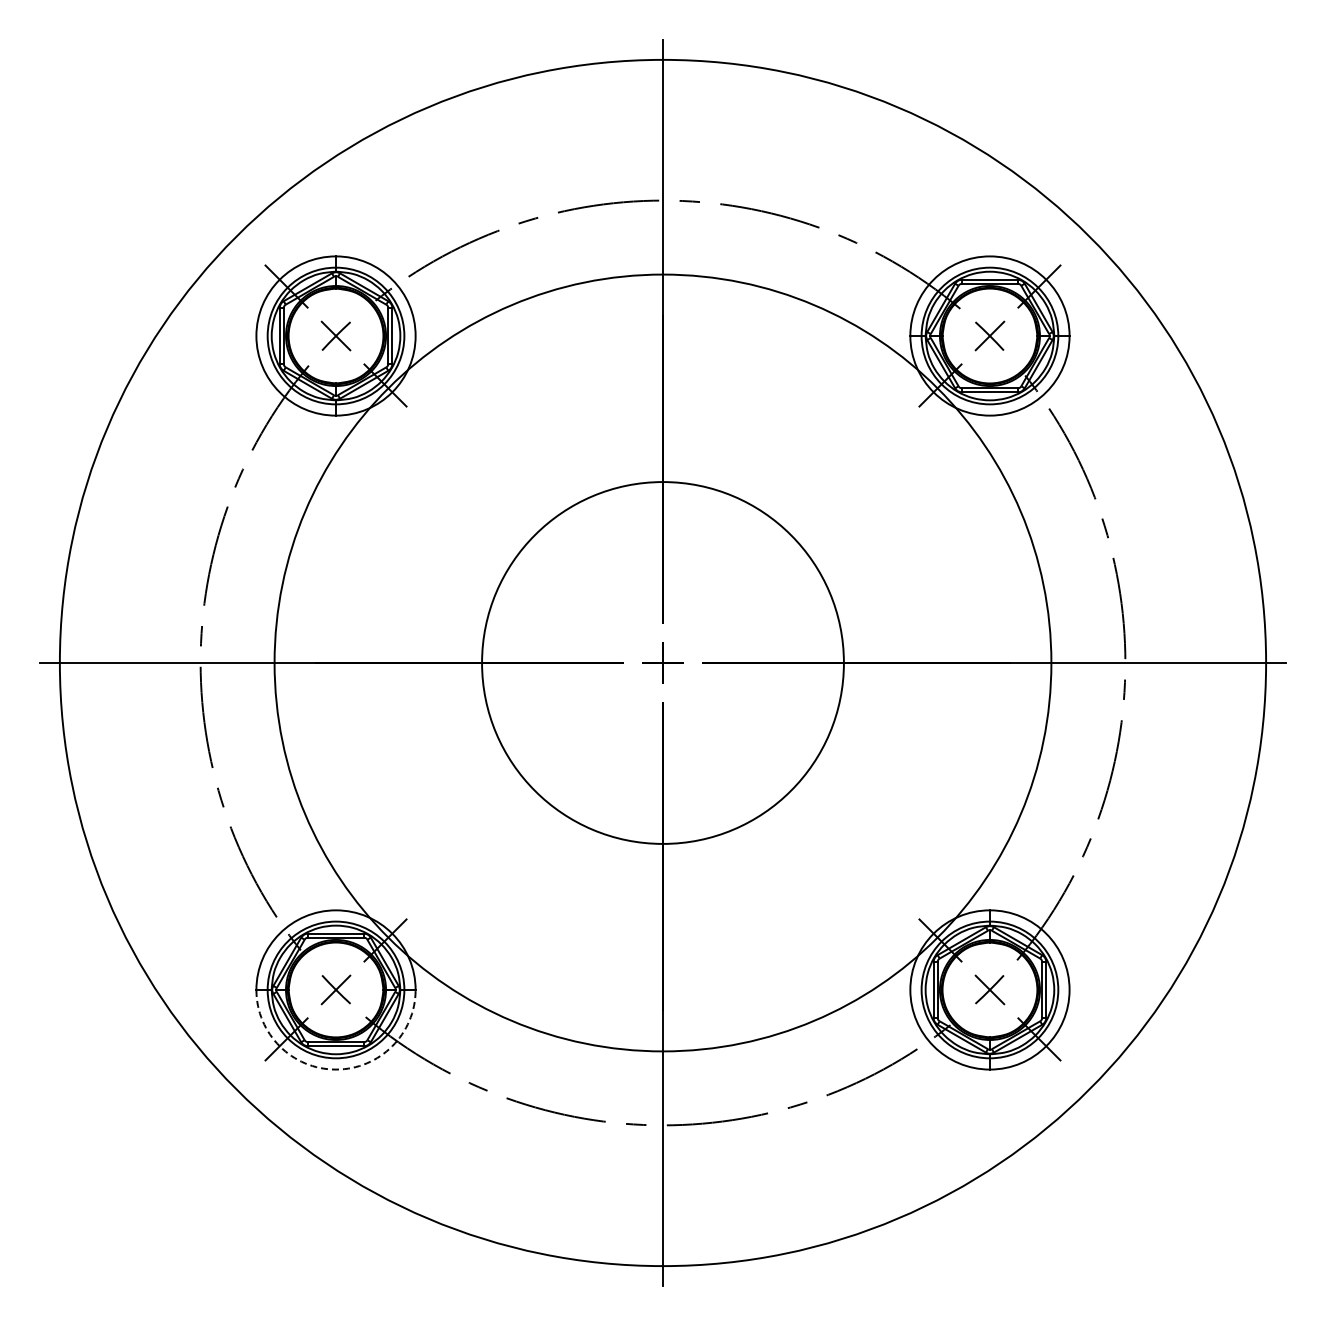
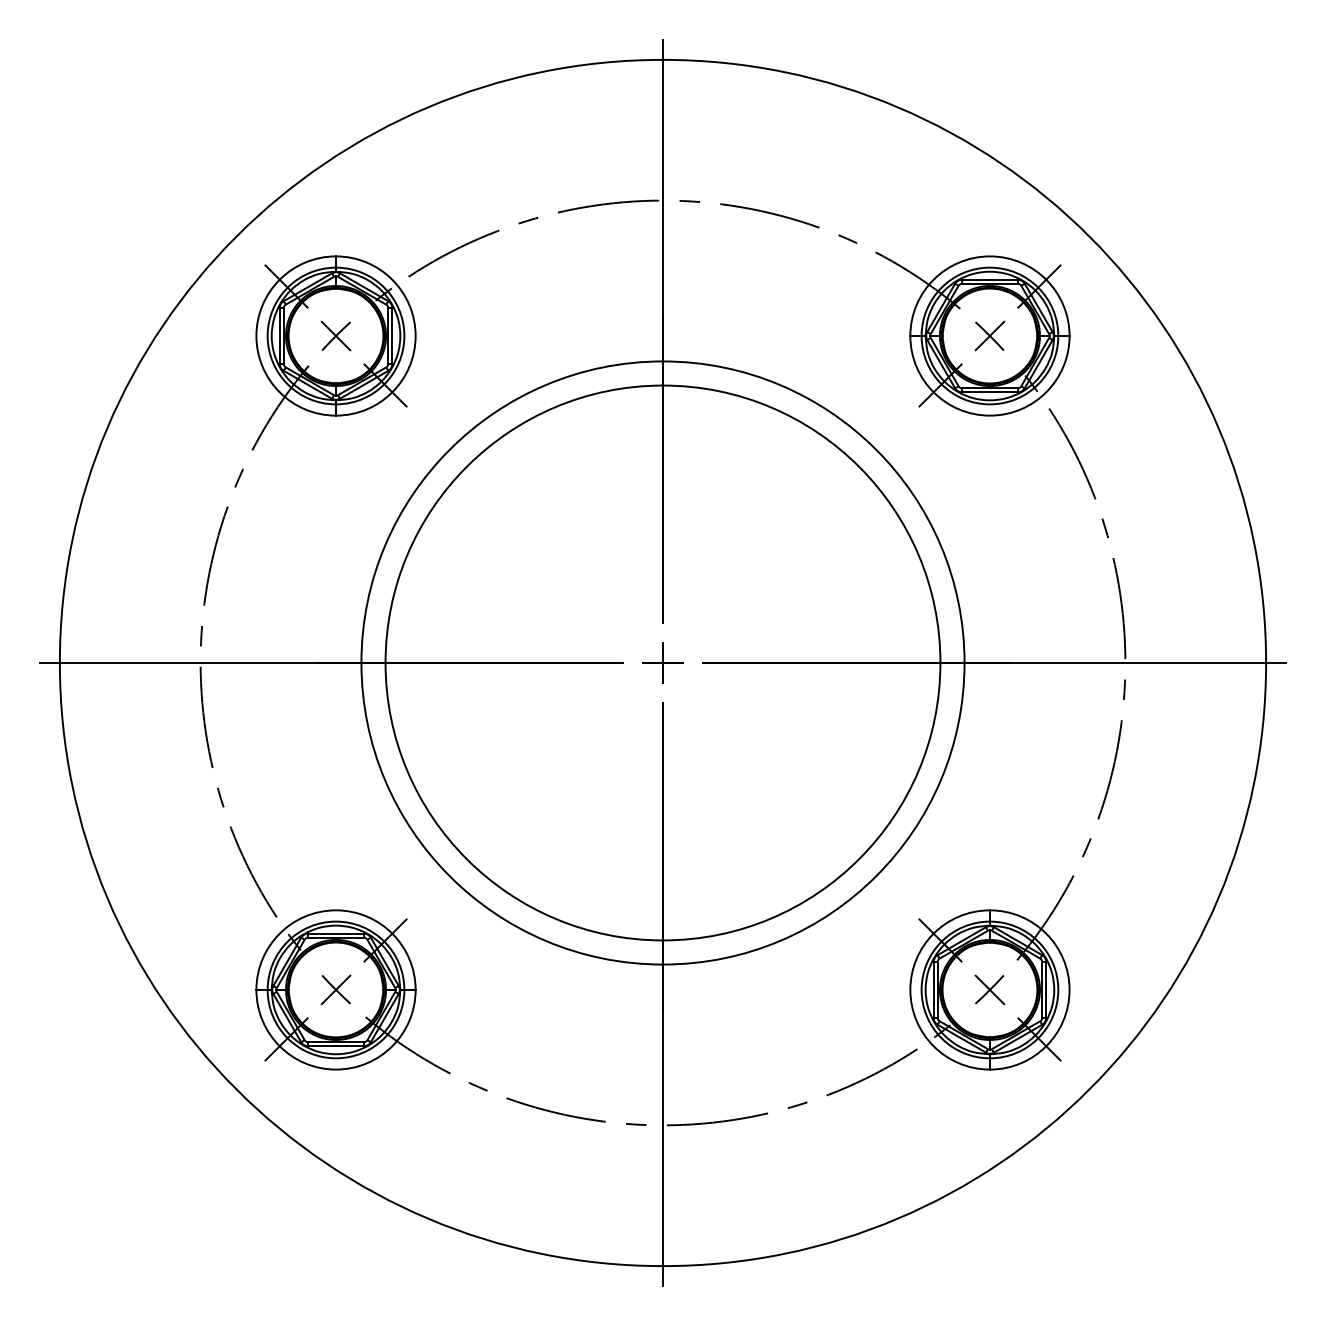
circle diameter: 362 px -> 603 px (662, 662)
circle diameter: 777 px -> 555 px (662, 662)
arc: dashed -> solid (336, 1069)
